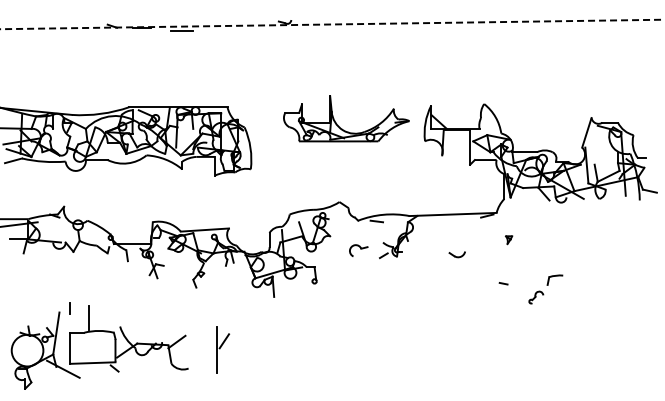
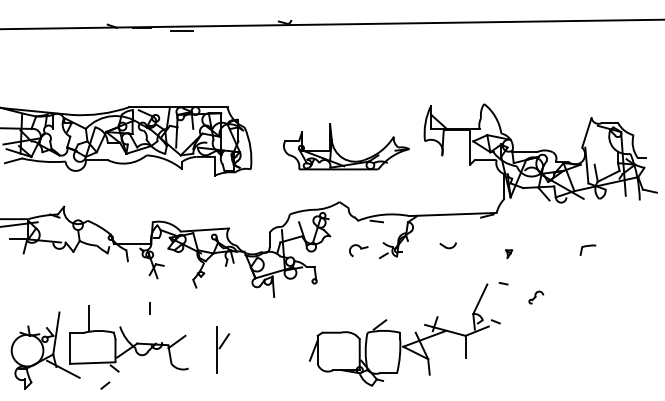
line: dashed -> solid (332, 24)
part position: (337, 123) -> (337, 151) (337, 151)
part position: (508, 240) -> (508, 254) (508, 254)
part position: (456, 254) -> (447, 245) (447, 245)
part position: (554, 279) -> (587, 249) (587, 249)
line position: (69, 308) -> (149, 308) (149, 308)
part: none -> present (404, 334)
line: none -> present (105, 385)
